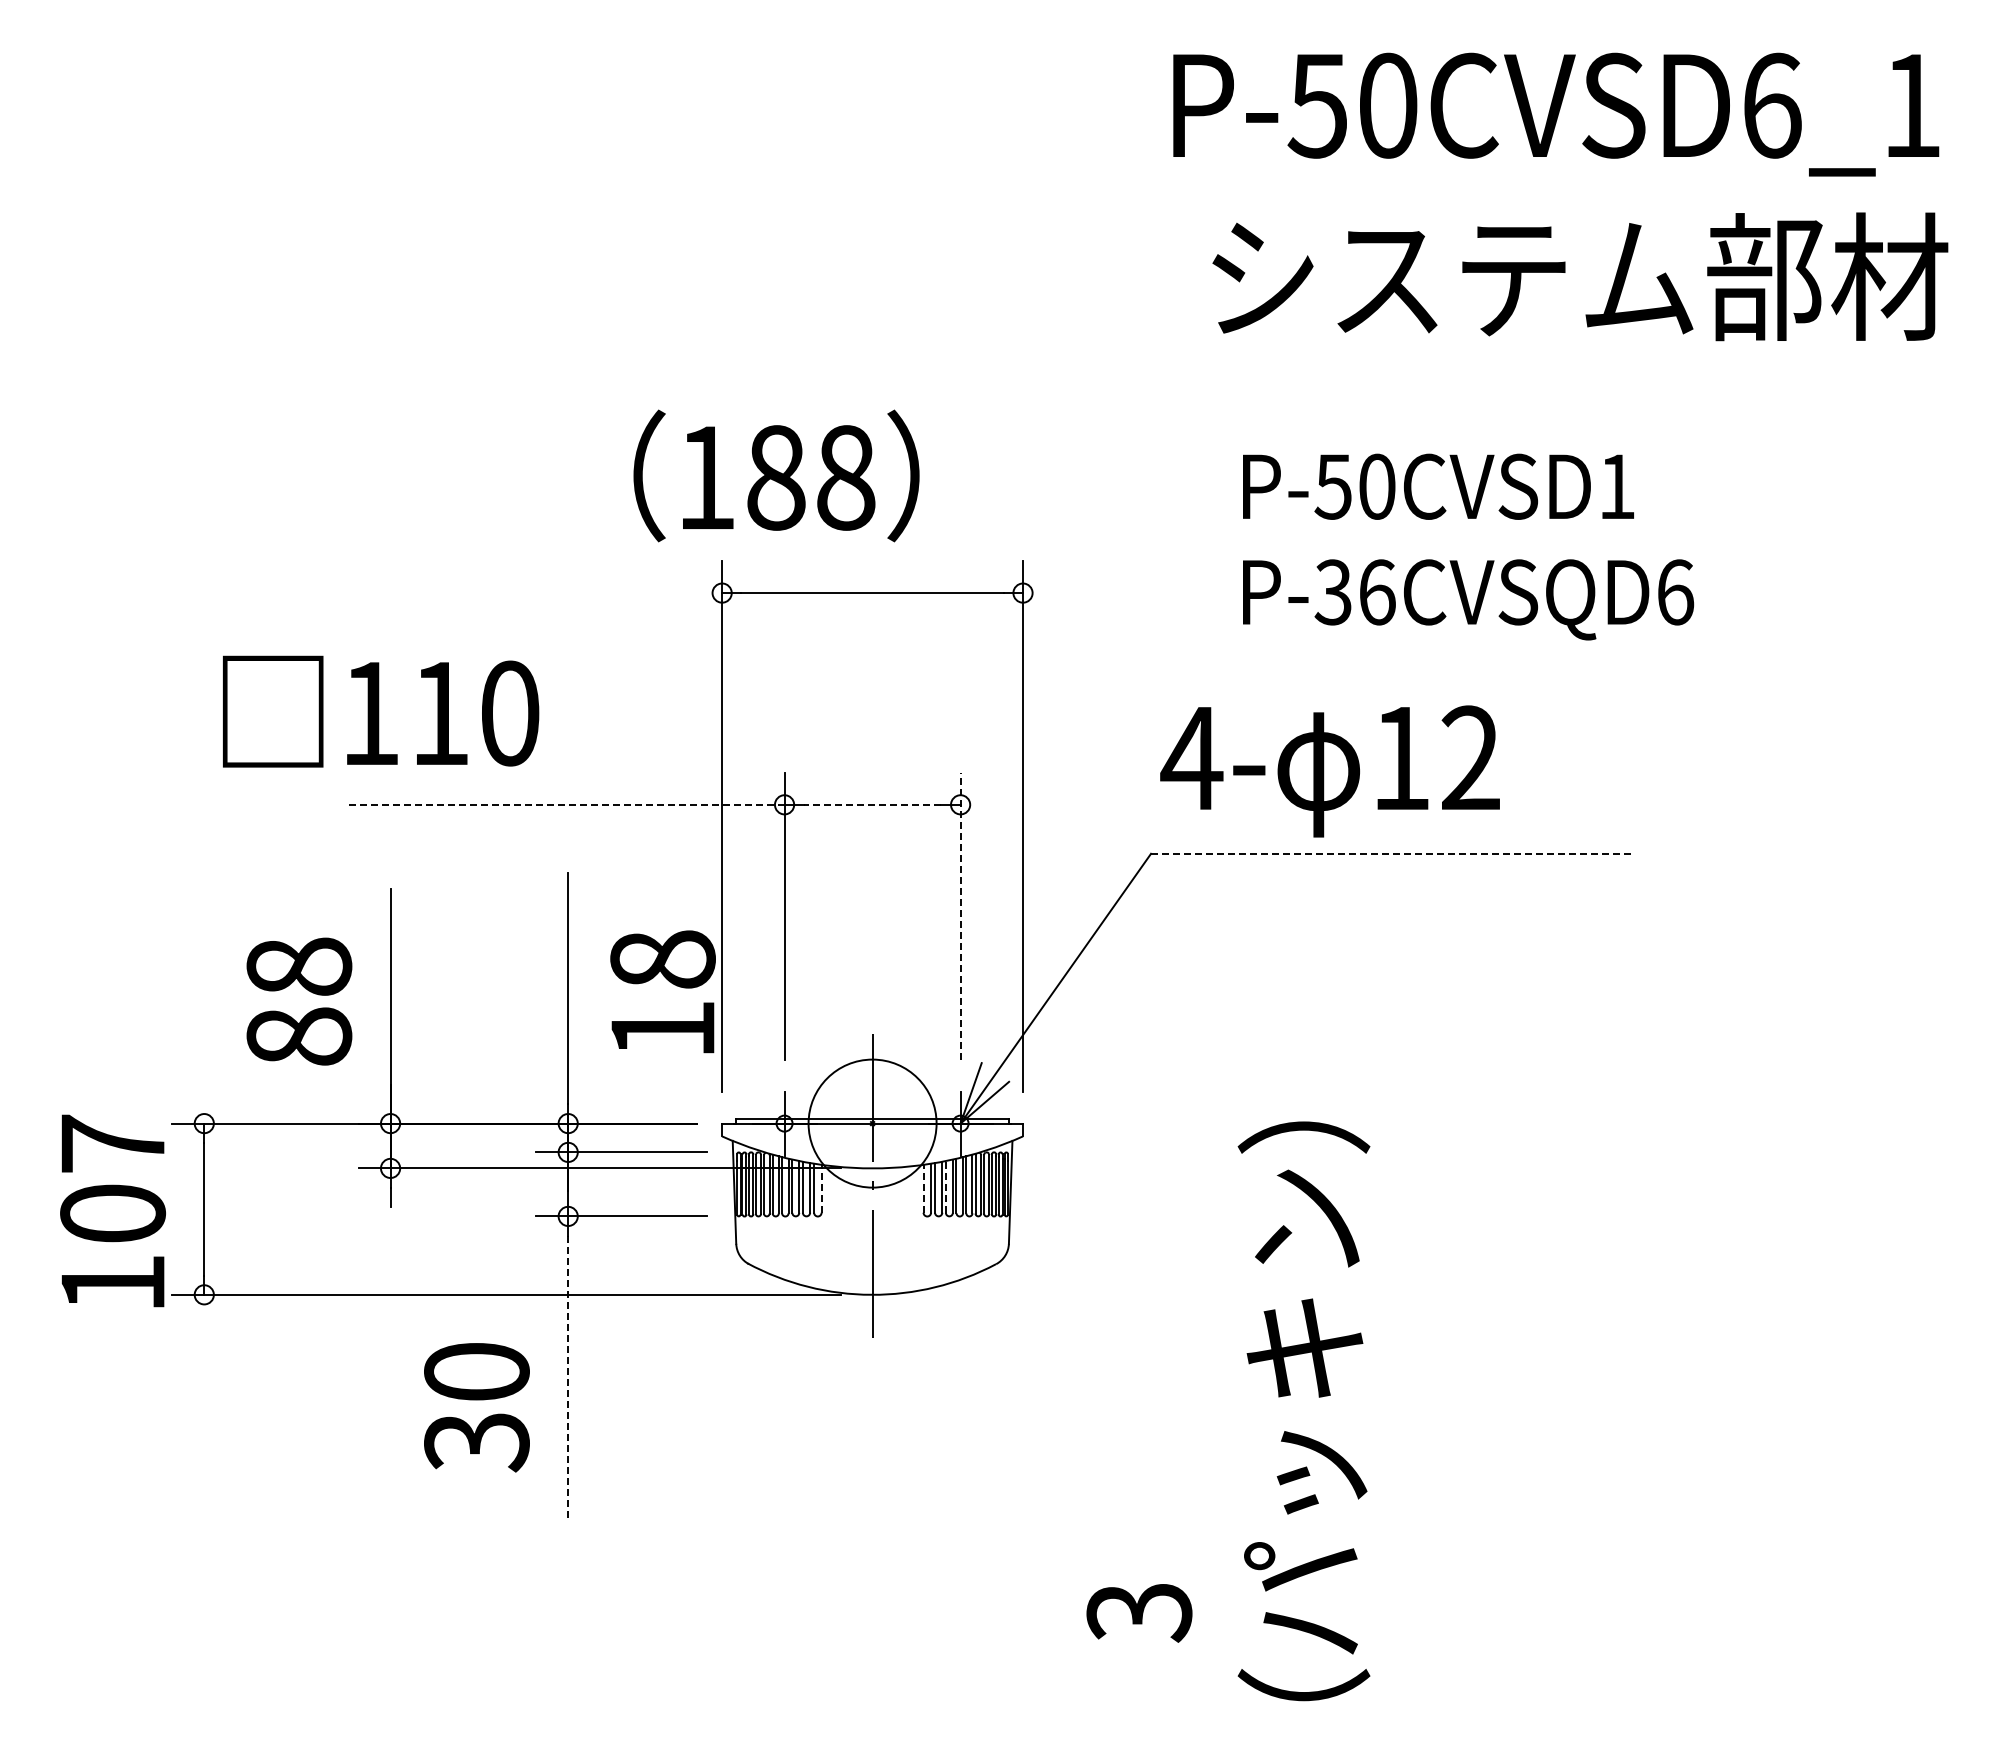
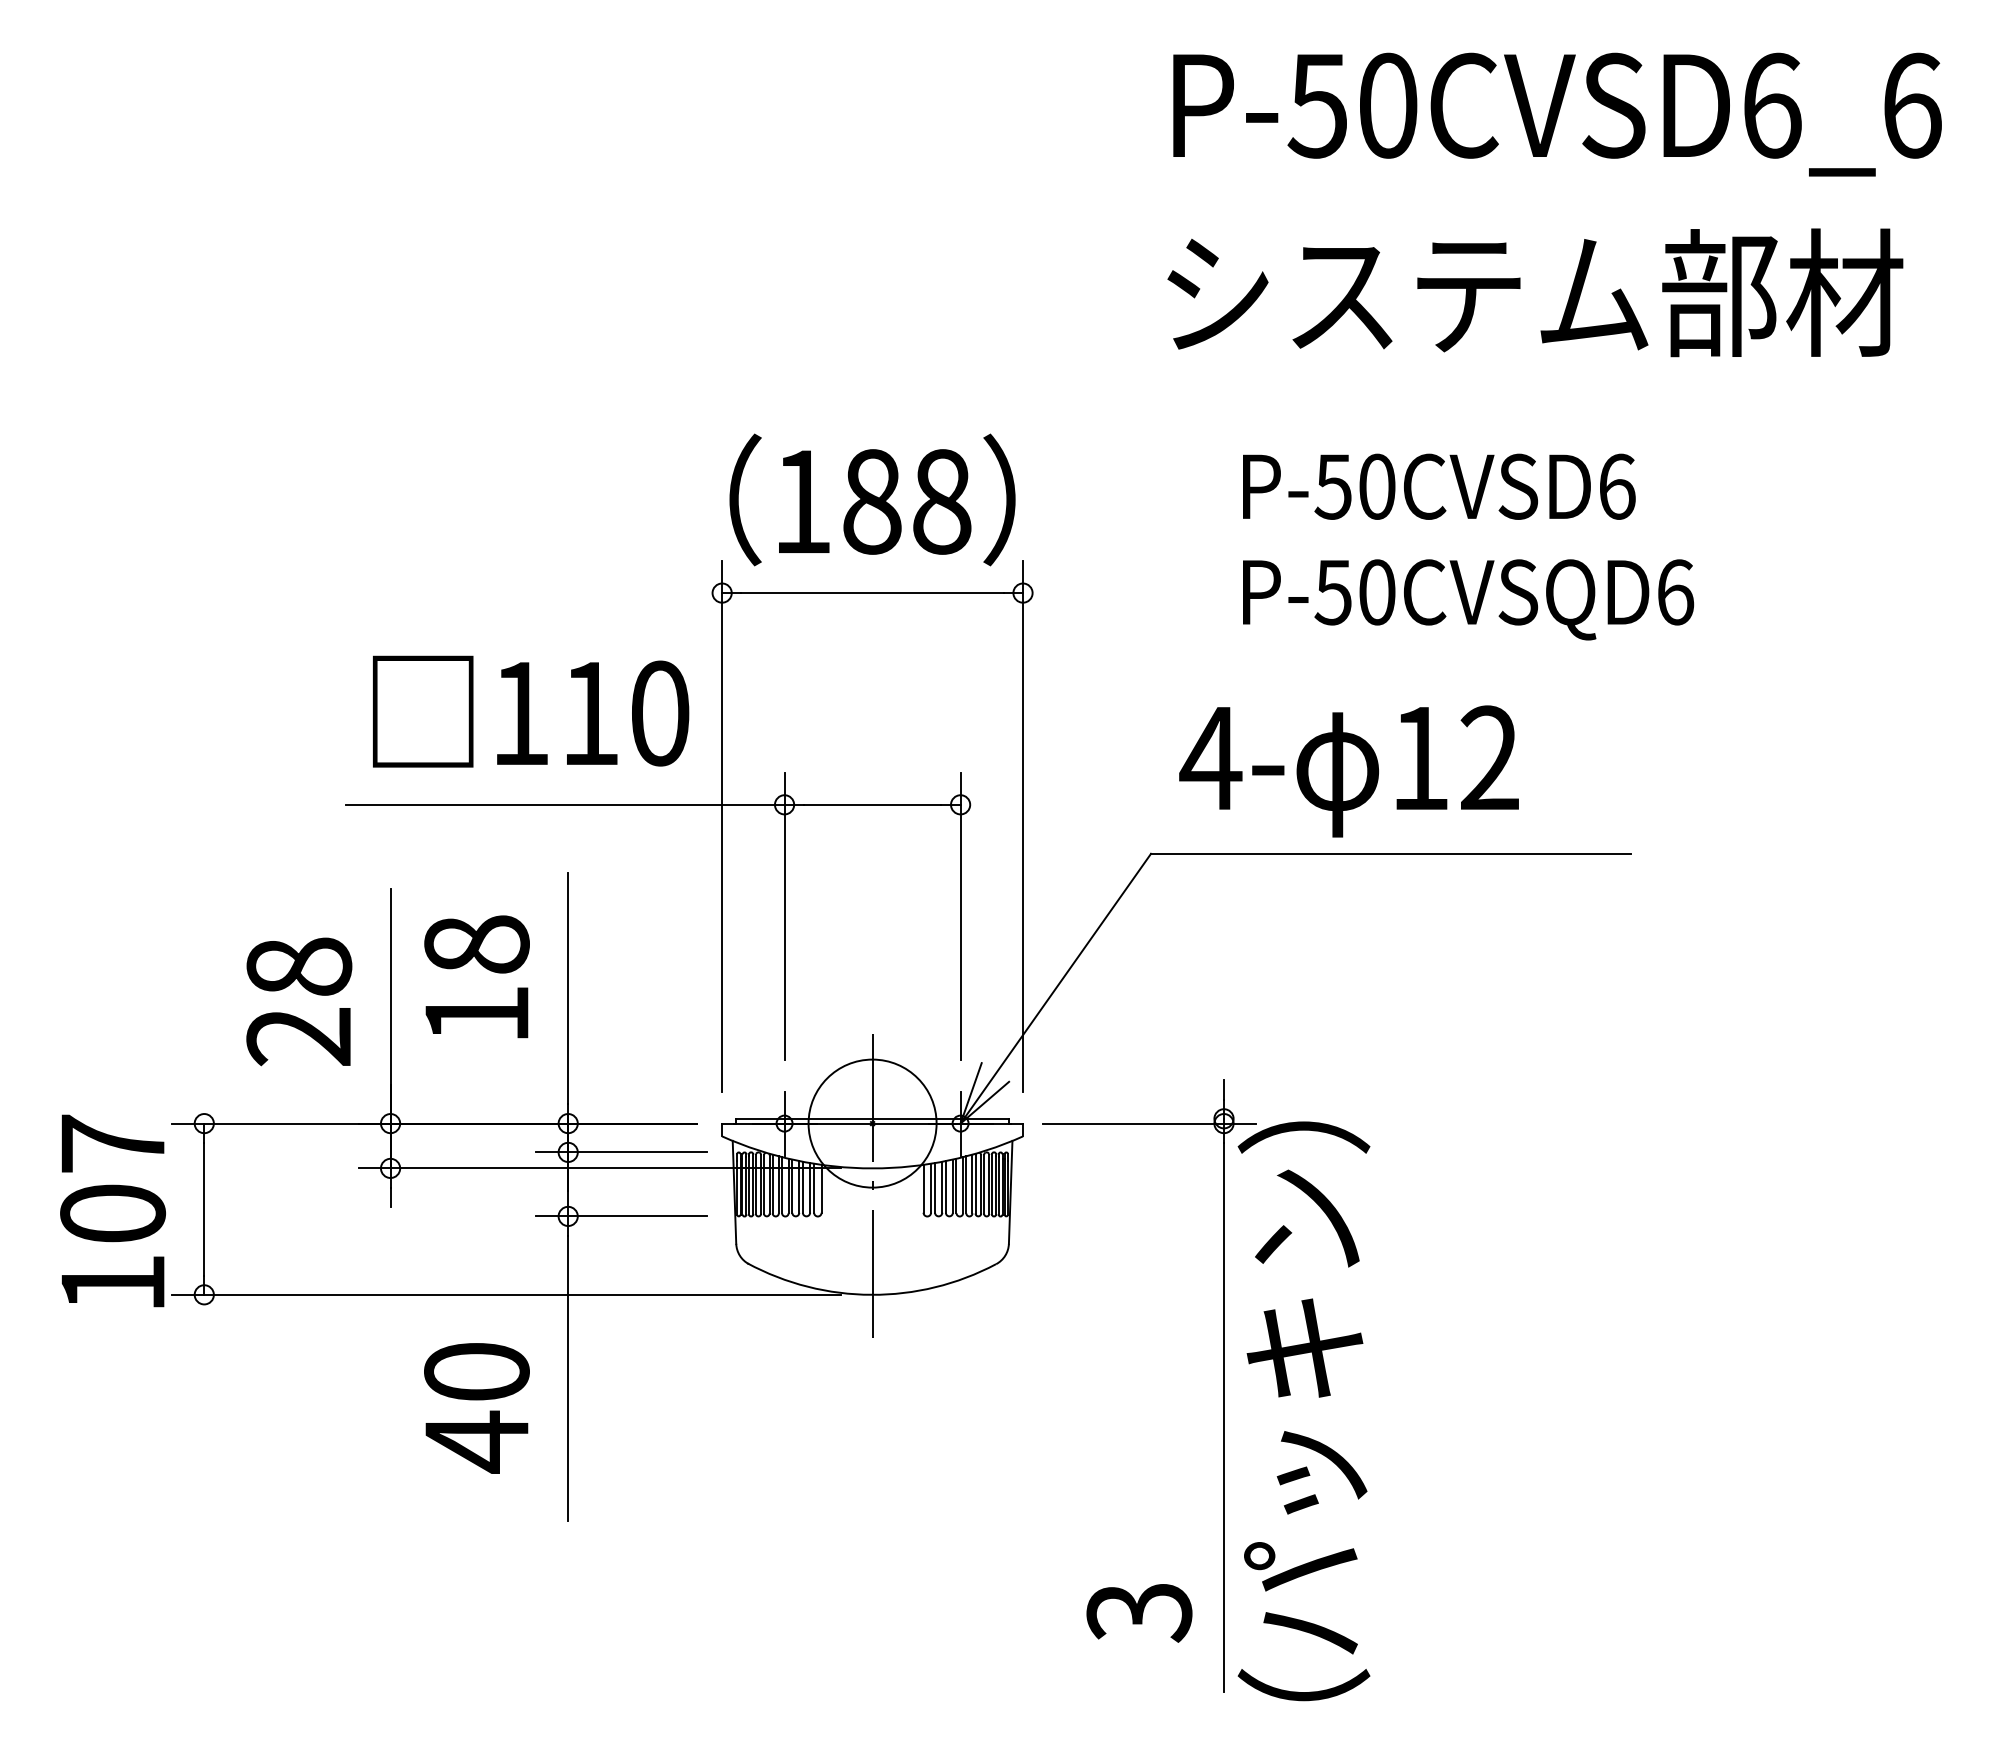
text: P-50CVSD6_1 -> P-50CVSD6_6 (1912, 105)
text position: (1580, 276) -> (1535, 292) (1535, 292)
text position: (776, 475) -> (872, 499) (872, 499)
text: P-50CVSD1 -> P-50CVSD6 (1617, 486)
text: P-36CVSQD6 -> P-50CVSQD6 (1354, 592)
text position: (381, 711) -> (531, 711) (531, 711)
text position: (1329, 771) -> (1348, 771) (1348, 771)
line: dashed -> solid (564, 804)
line: dashed -> solid (872, 804)
line: dashed -> solid (1390, 853)
line: dashed -> solid (960, 915)
text position: (662, 991) -> (476, 976) (476, 976)
text: 88 -> 28 (299, 1036)
line: dashed -> solid (946, 1186)
line: dashed -> solid (821, 1188)
line: dashed -> solid (923, 1188)
line: dashed -> solid (568, 1378)
part: none -> present (1223, 1385)
text: 30 -> 40 (476, 1441)
